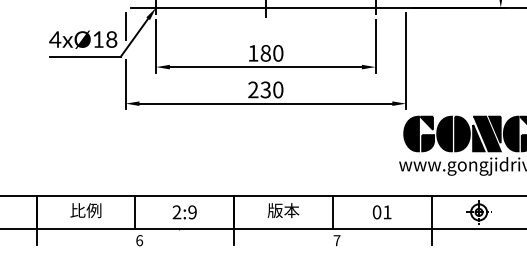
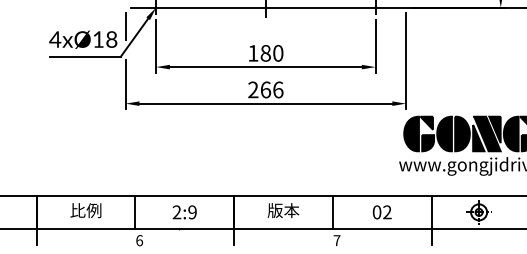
text: 230 -> 266 (271, 89)
text: 01 -> 02 (387, 212)
